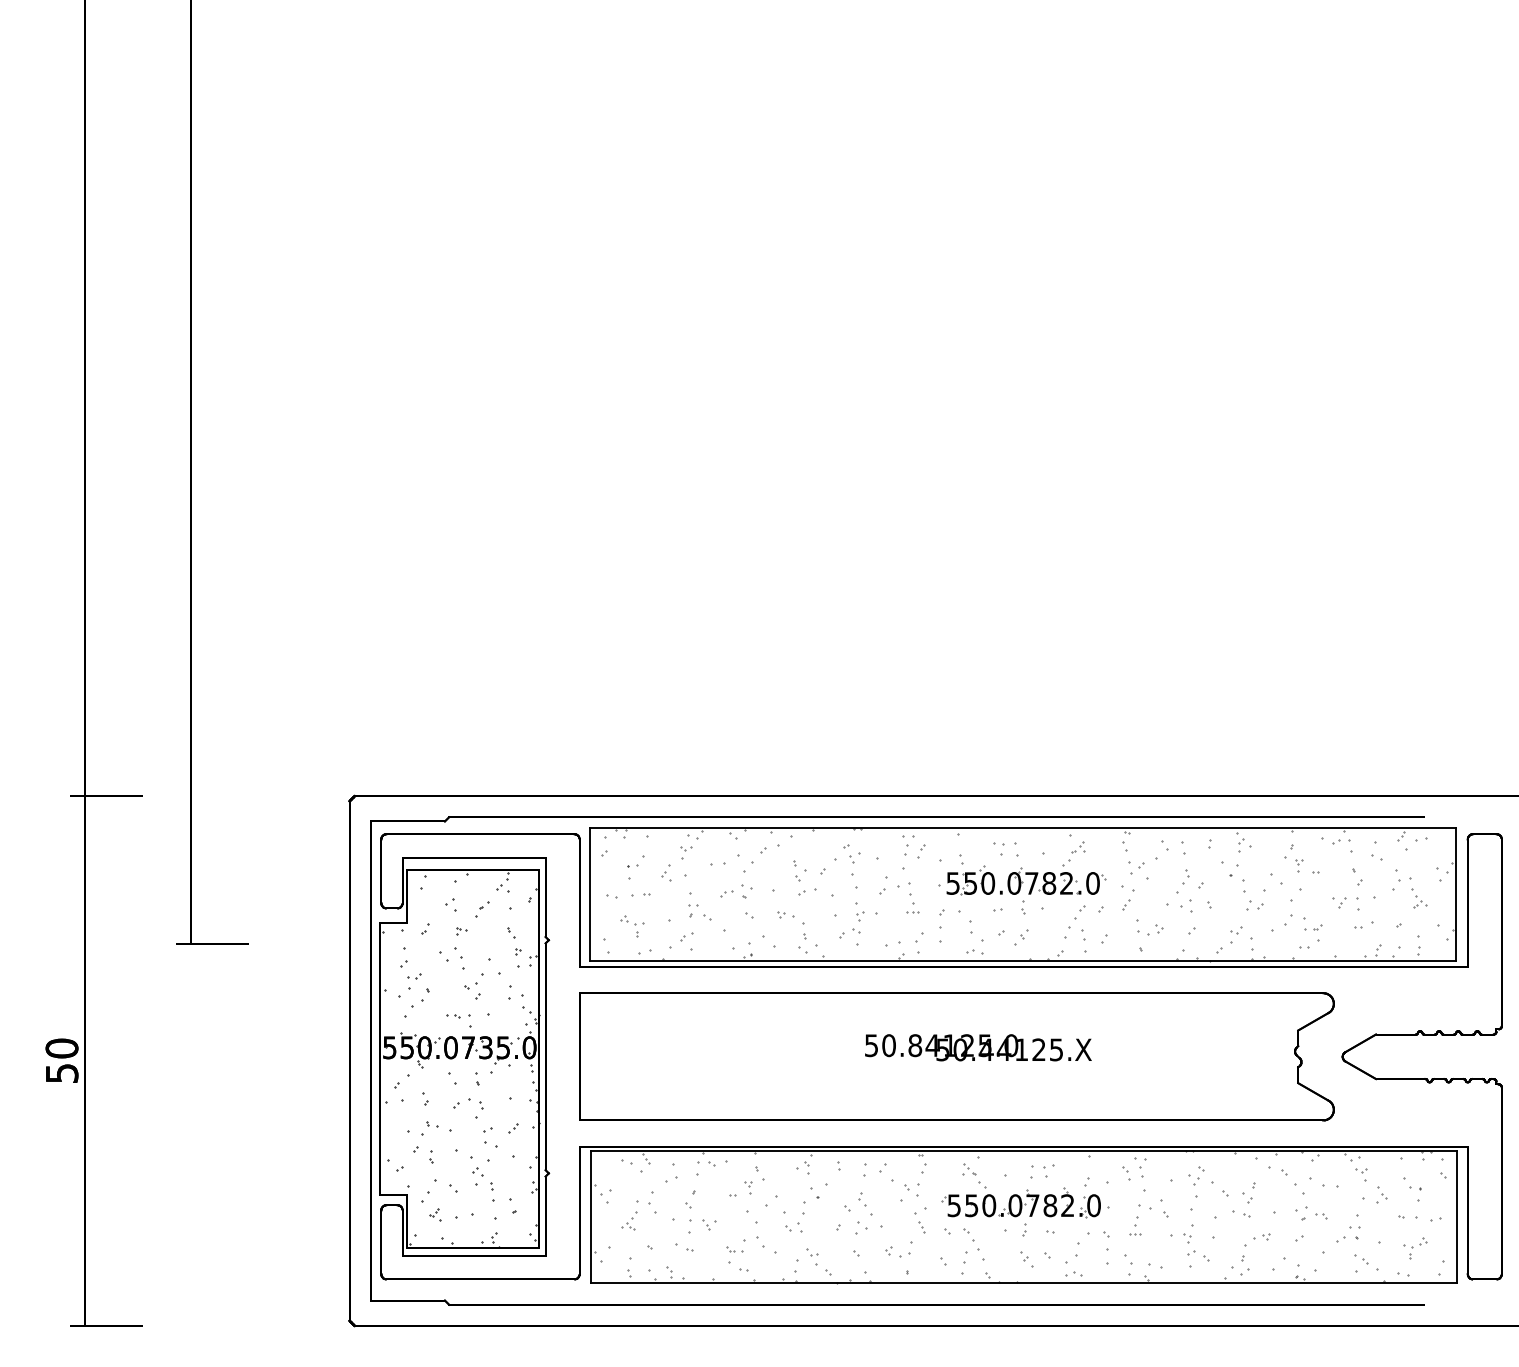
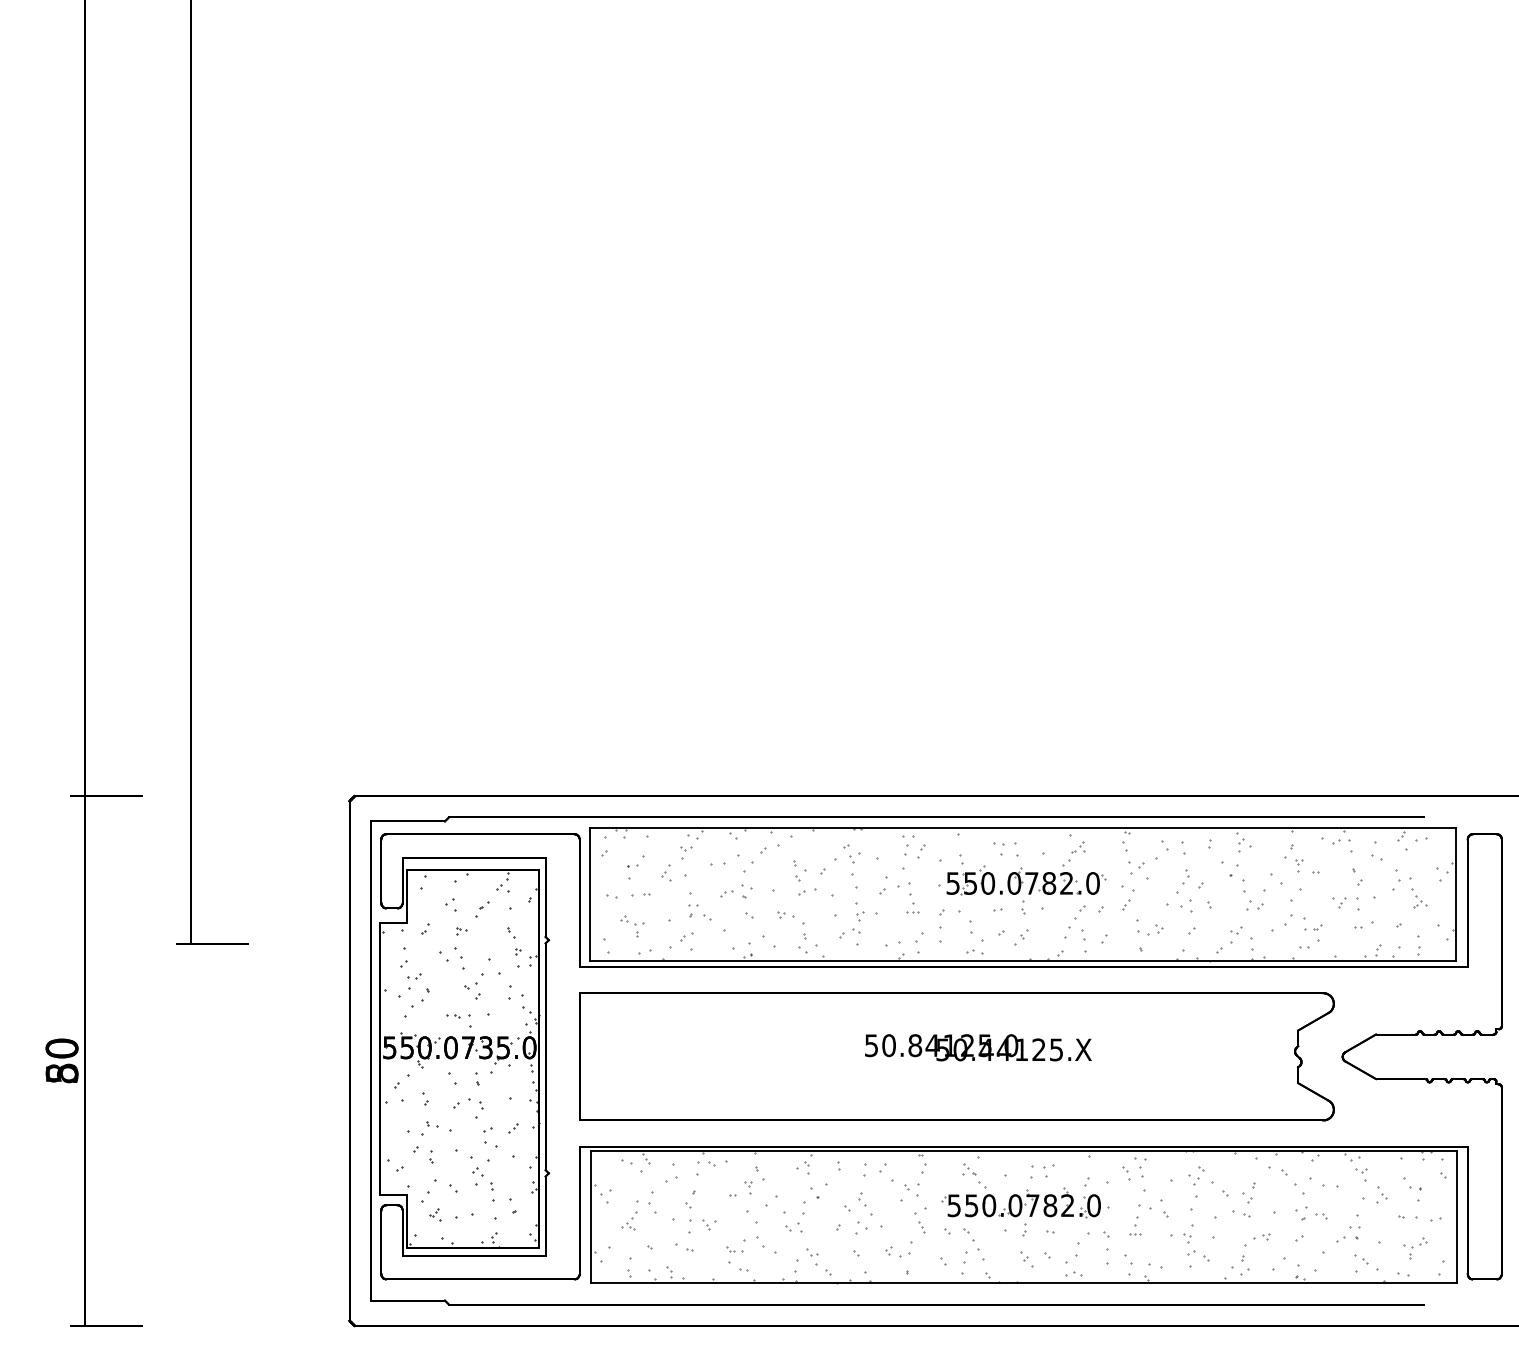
text: 50 -> 80 (61, 1073)
